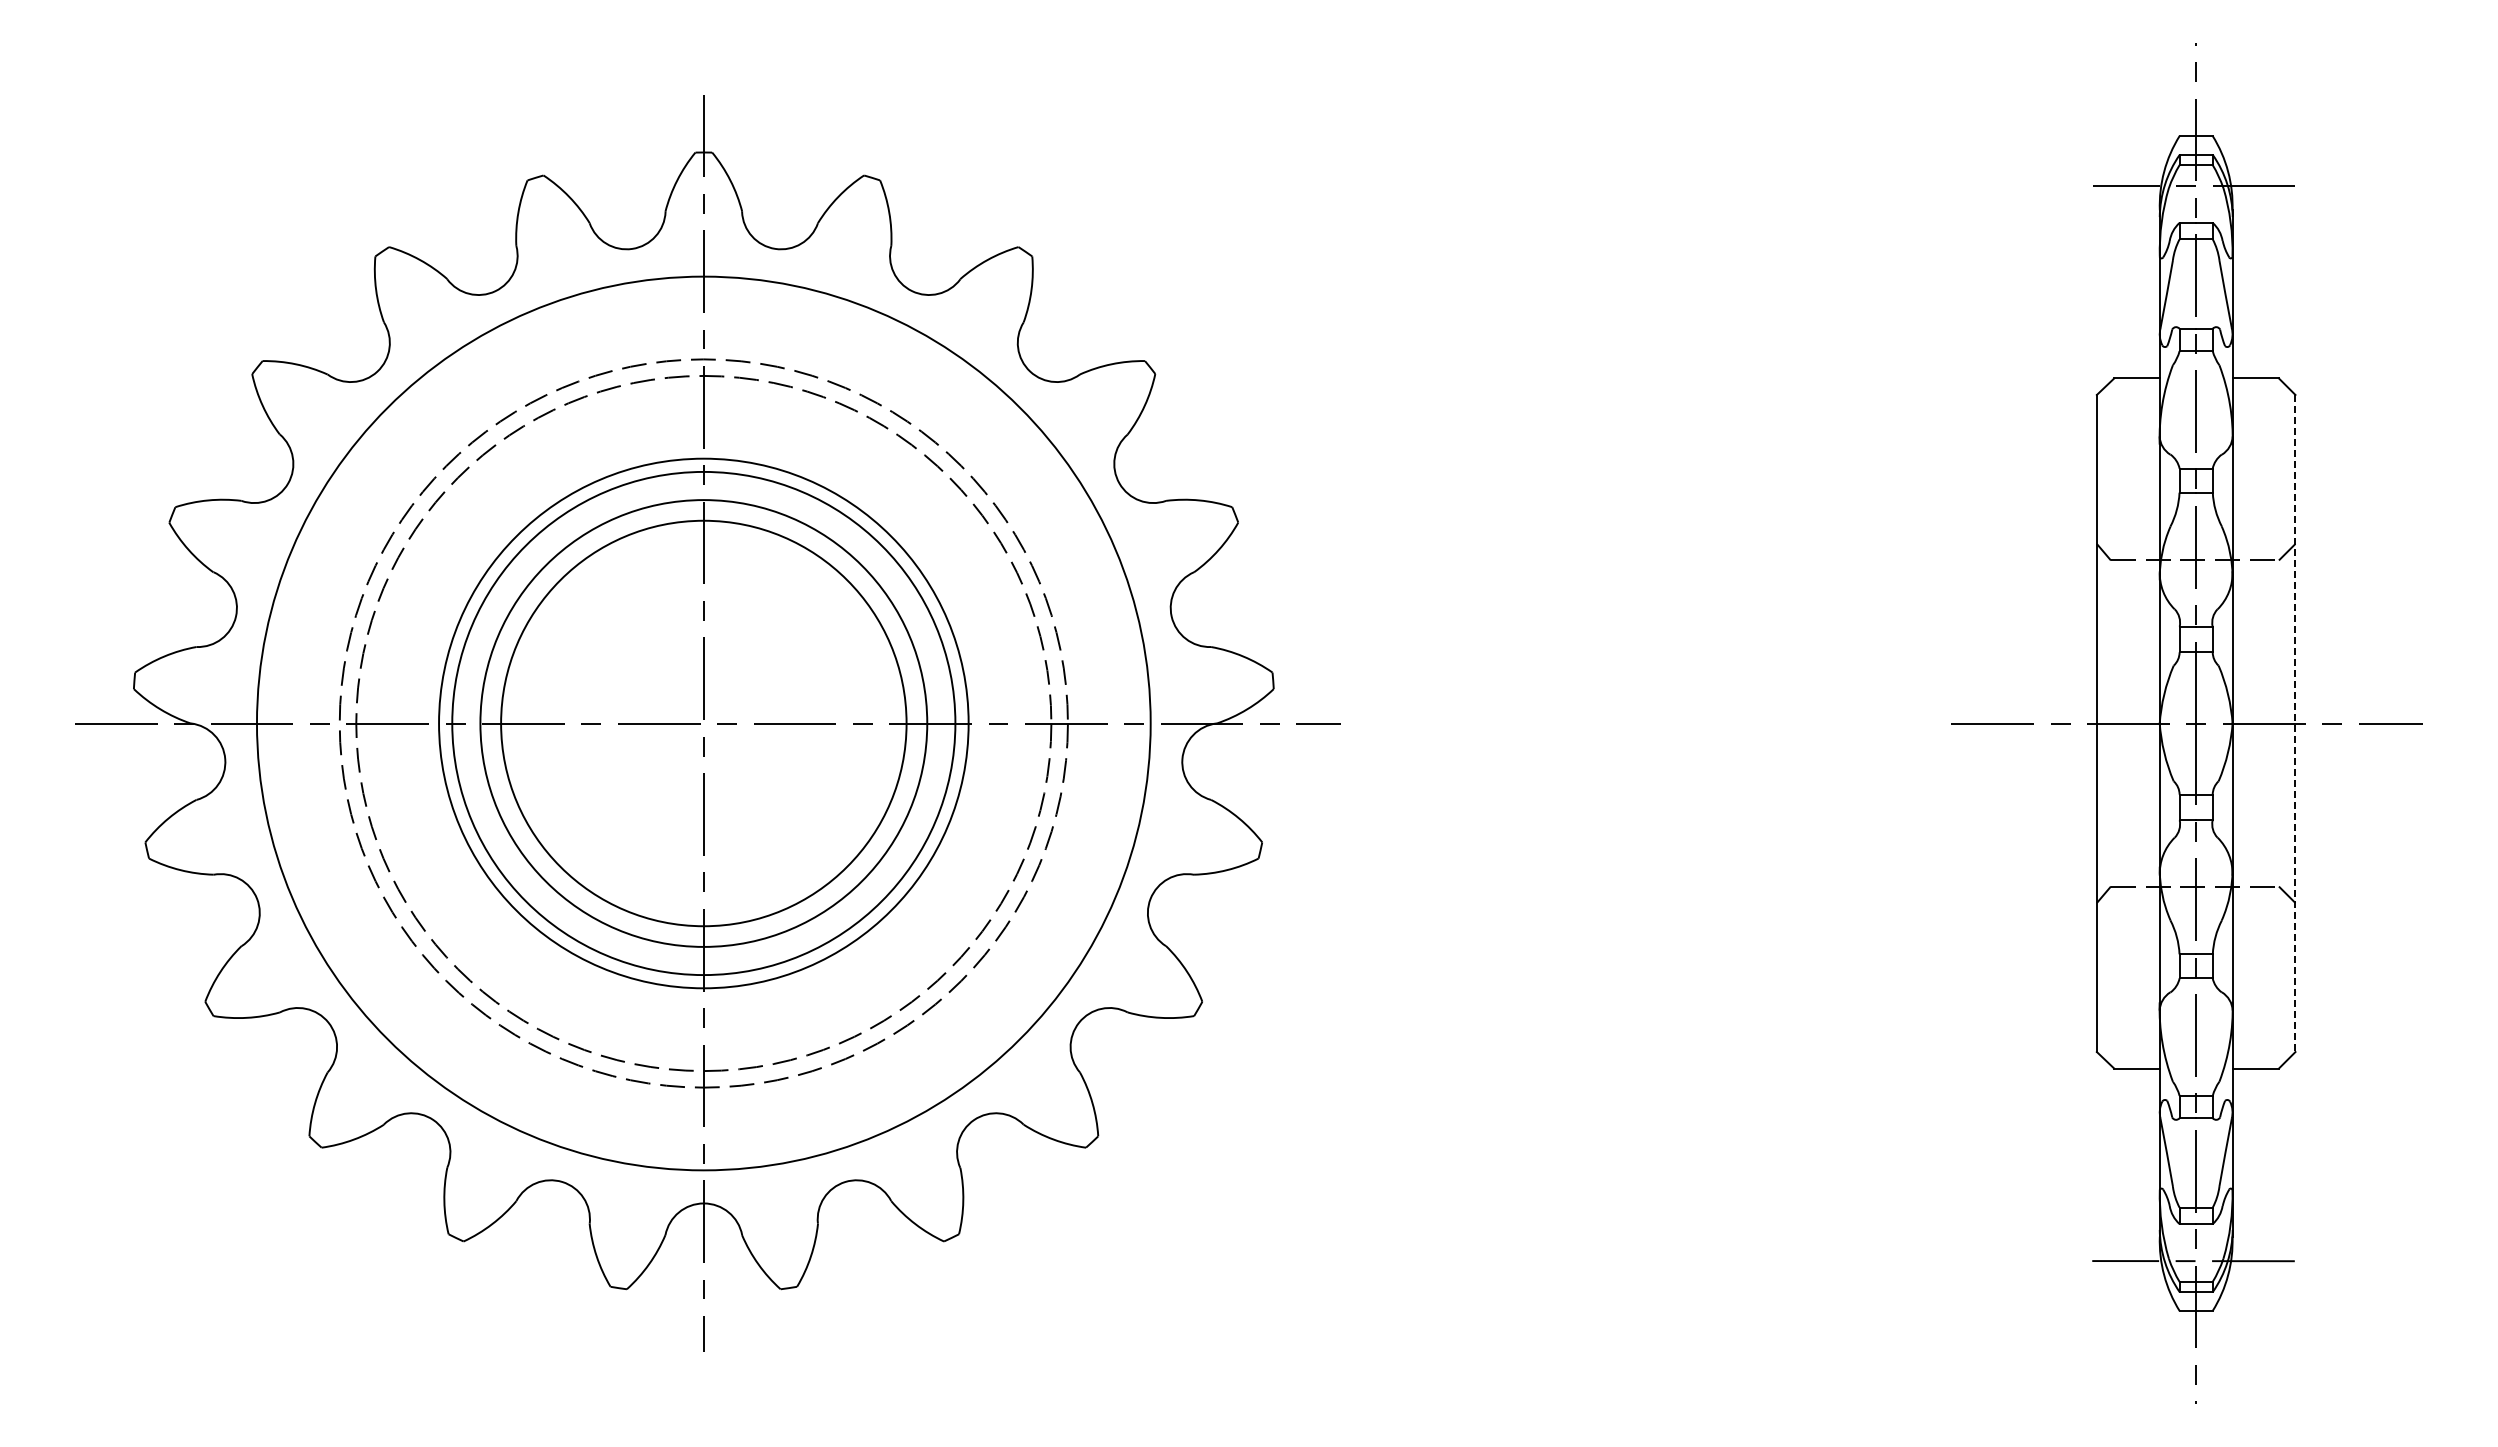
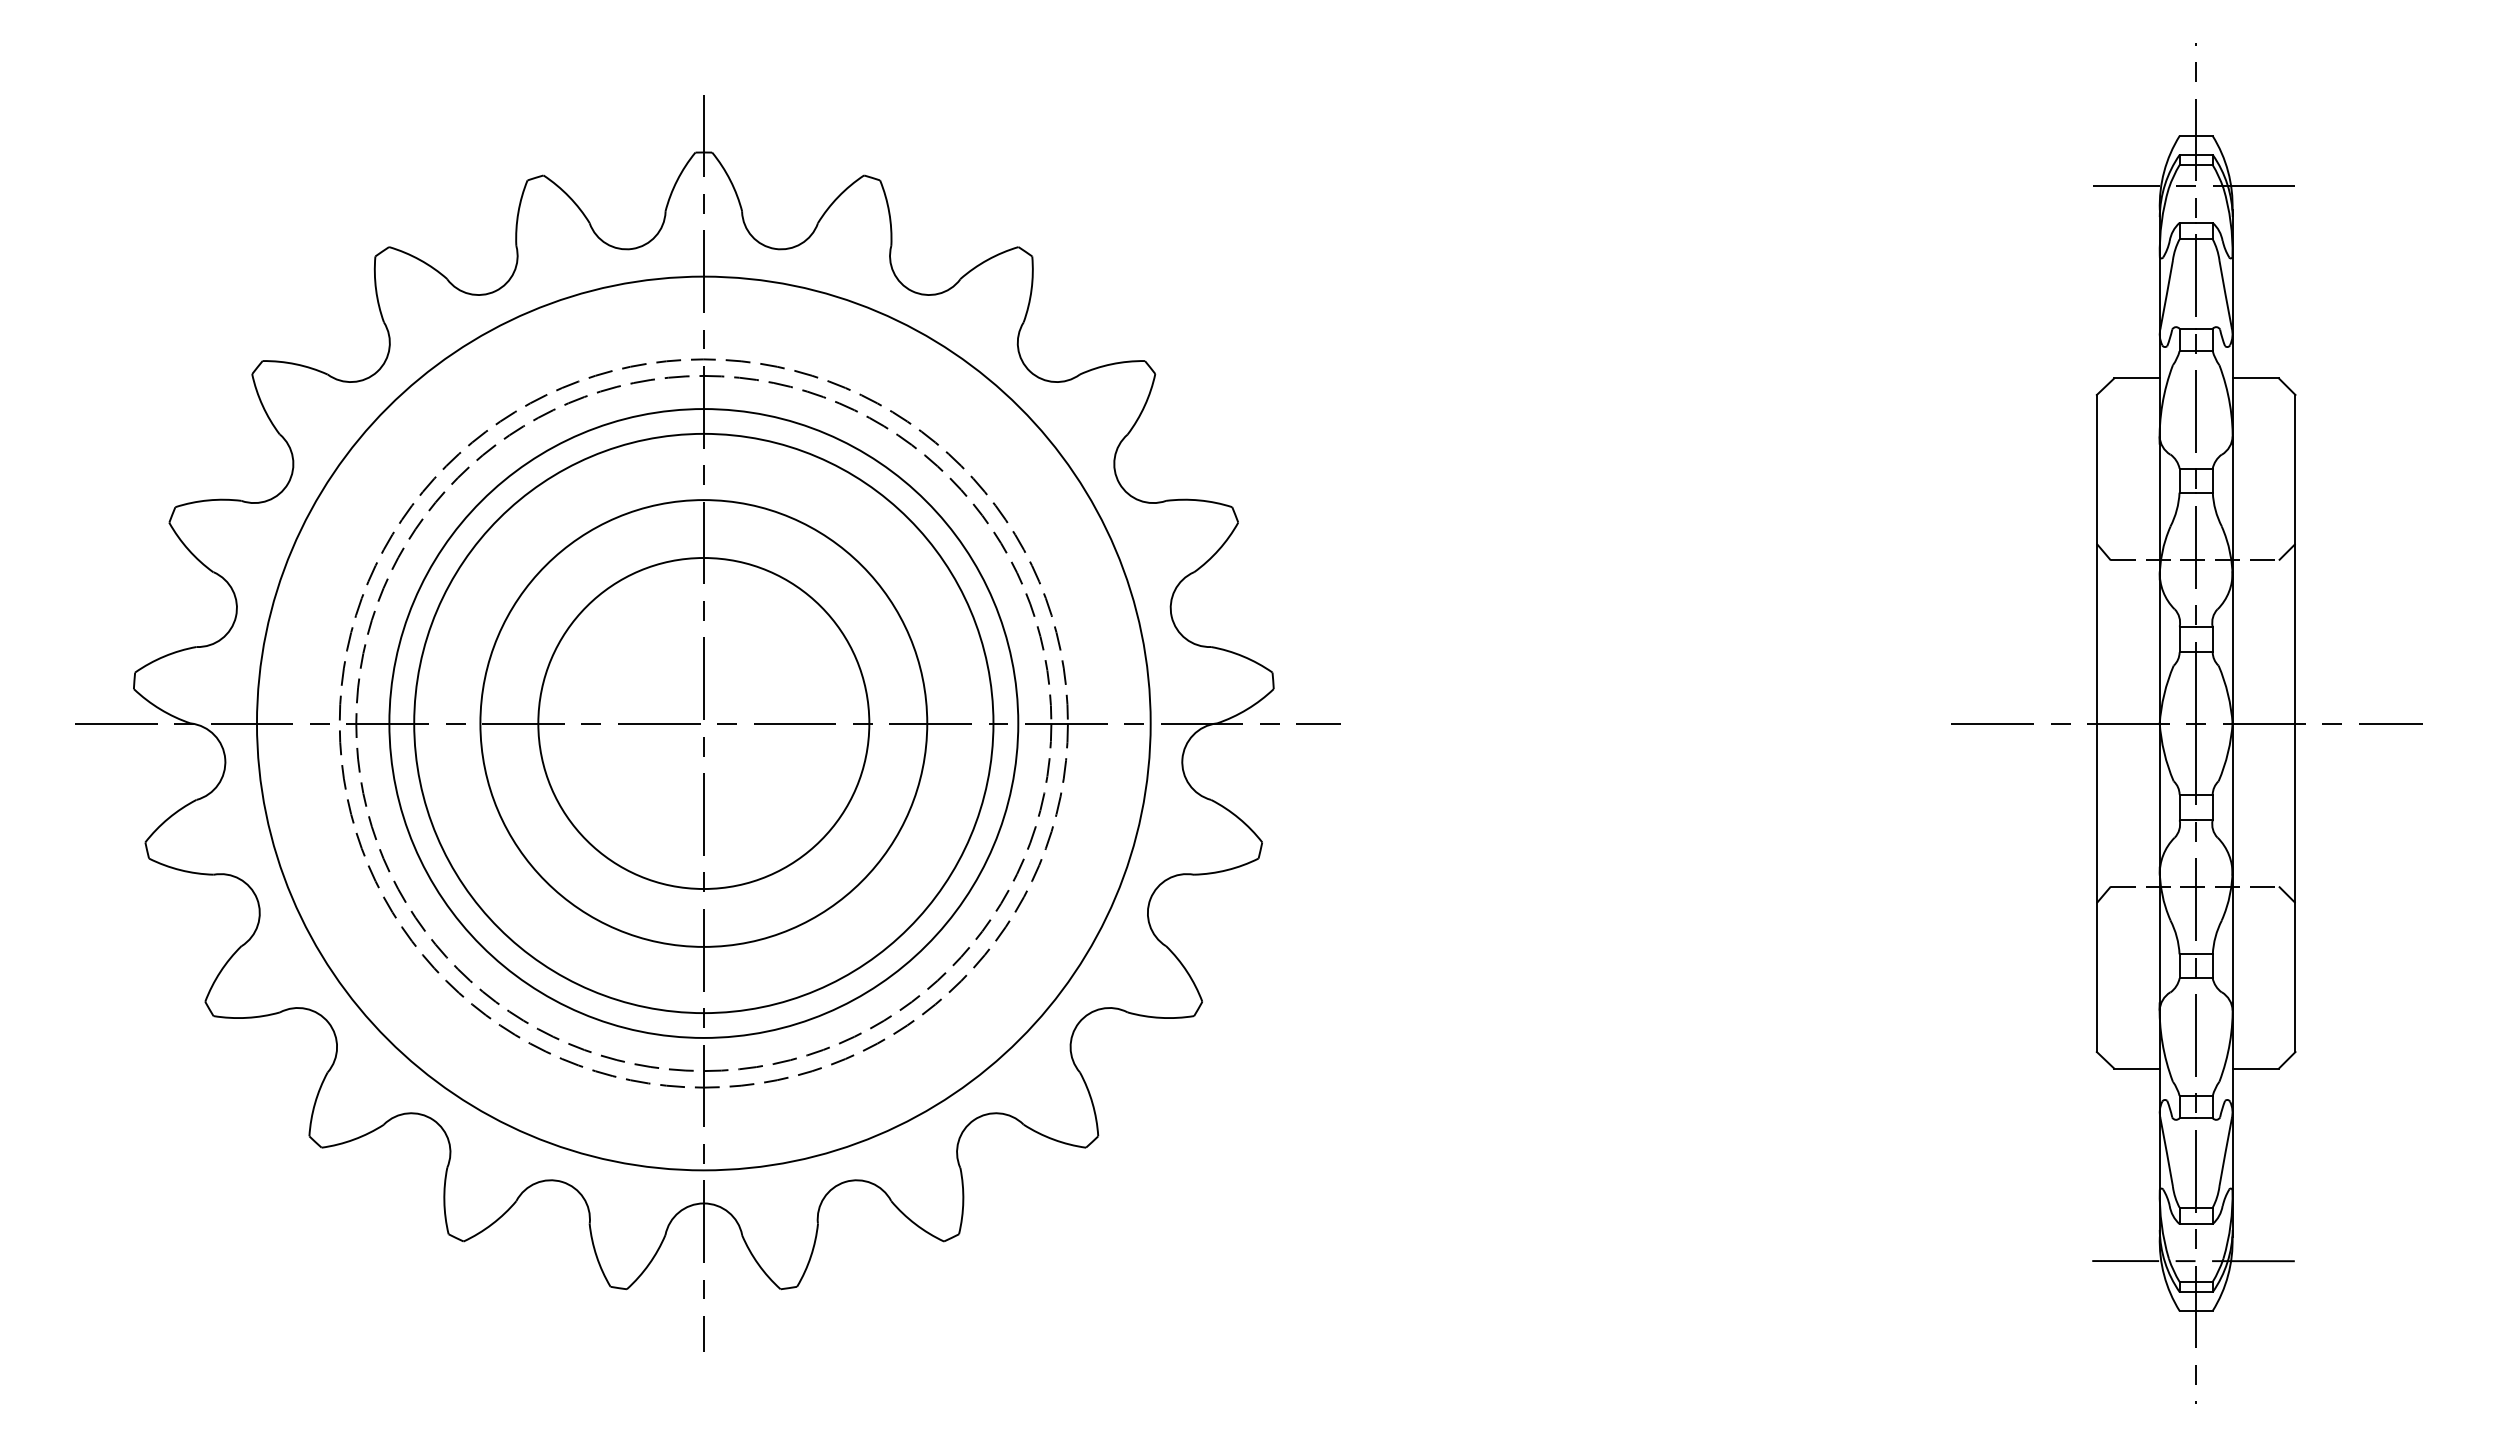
circle diameter: 405 px -> 579 px (703, 723)
circle diameter: 503 px -> 629 px (703, 723)
circle diameter: 530 px -> 331 px (703, 723)
line: dashed -> solid (2295, 723)
